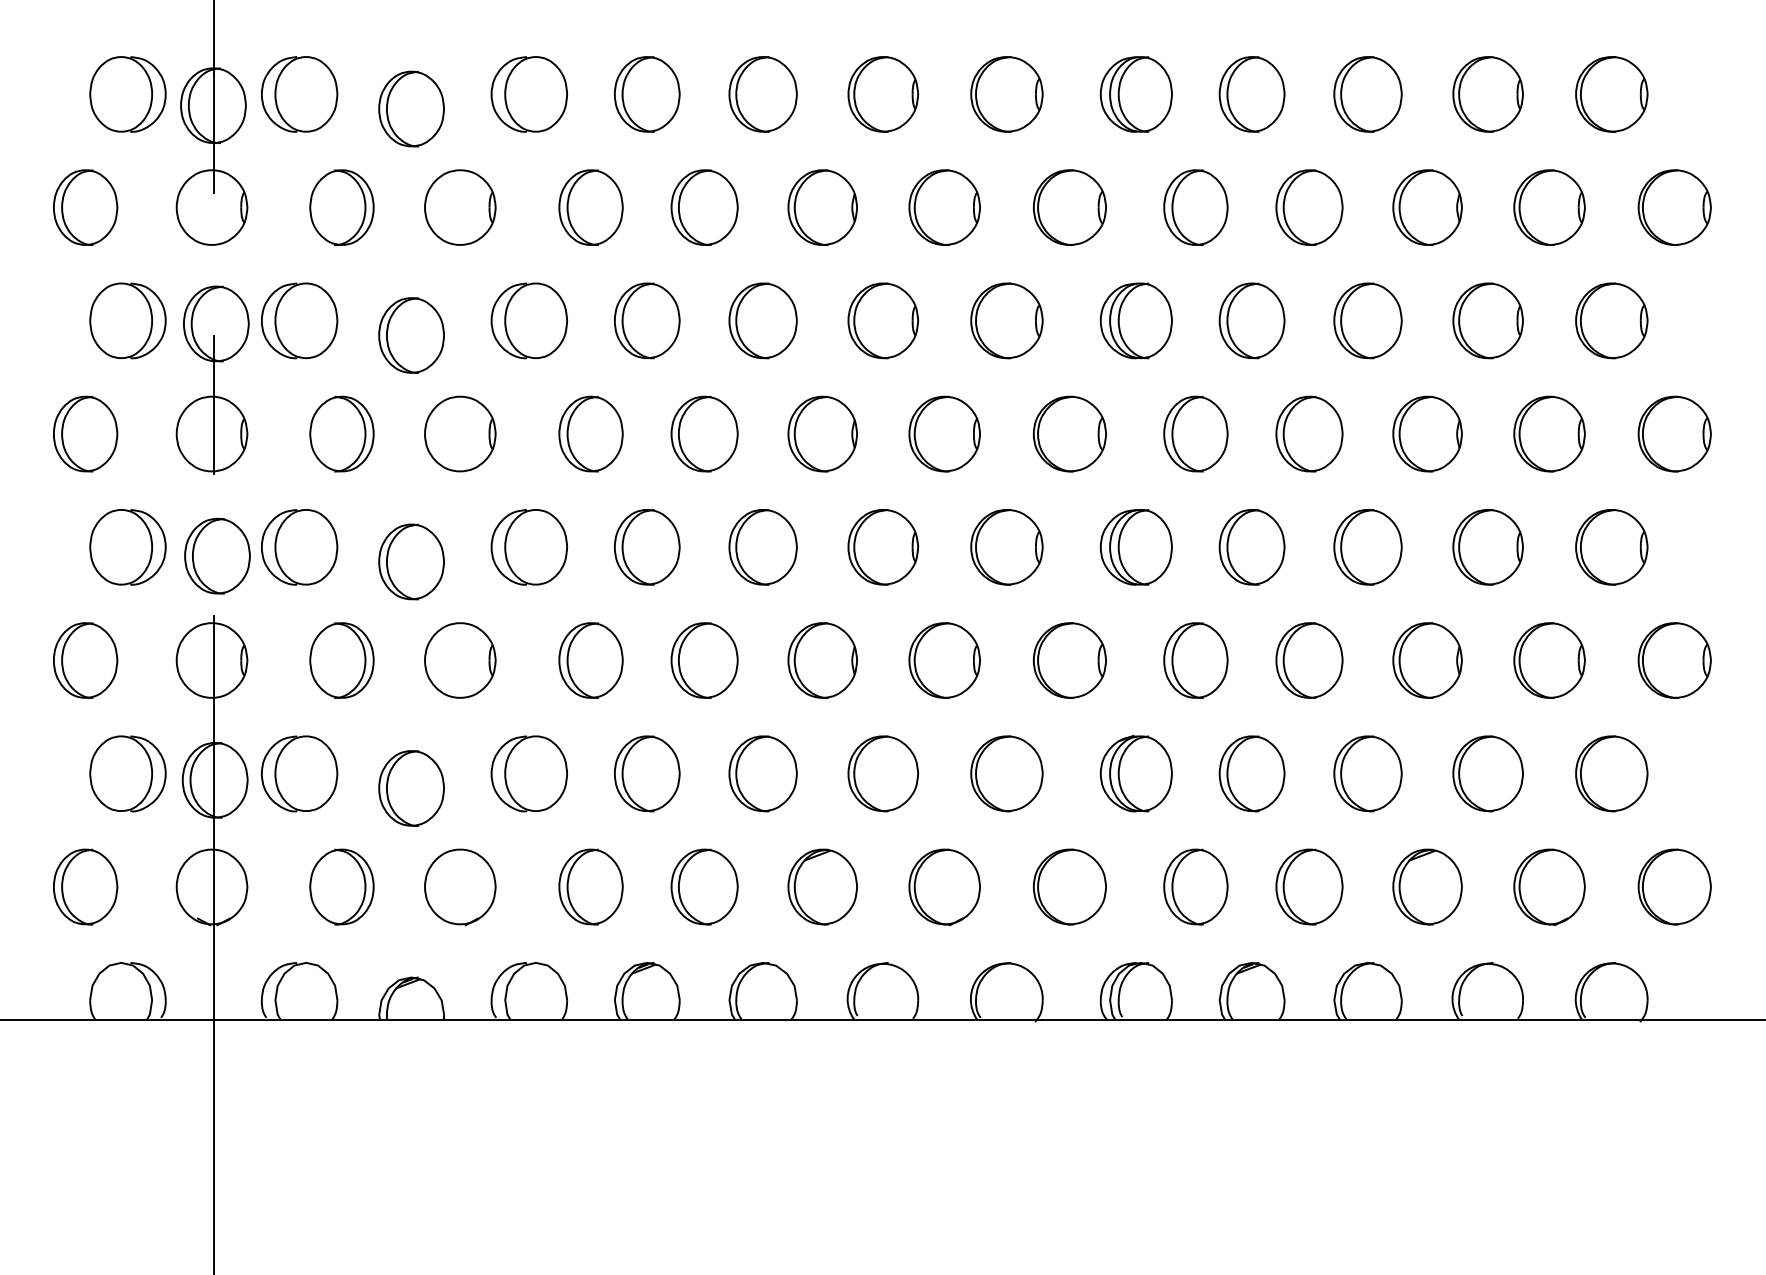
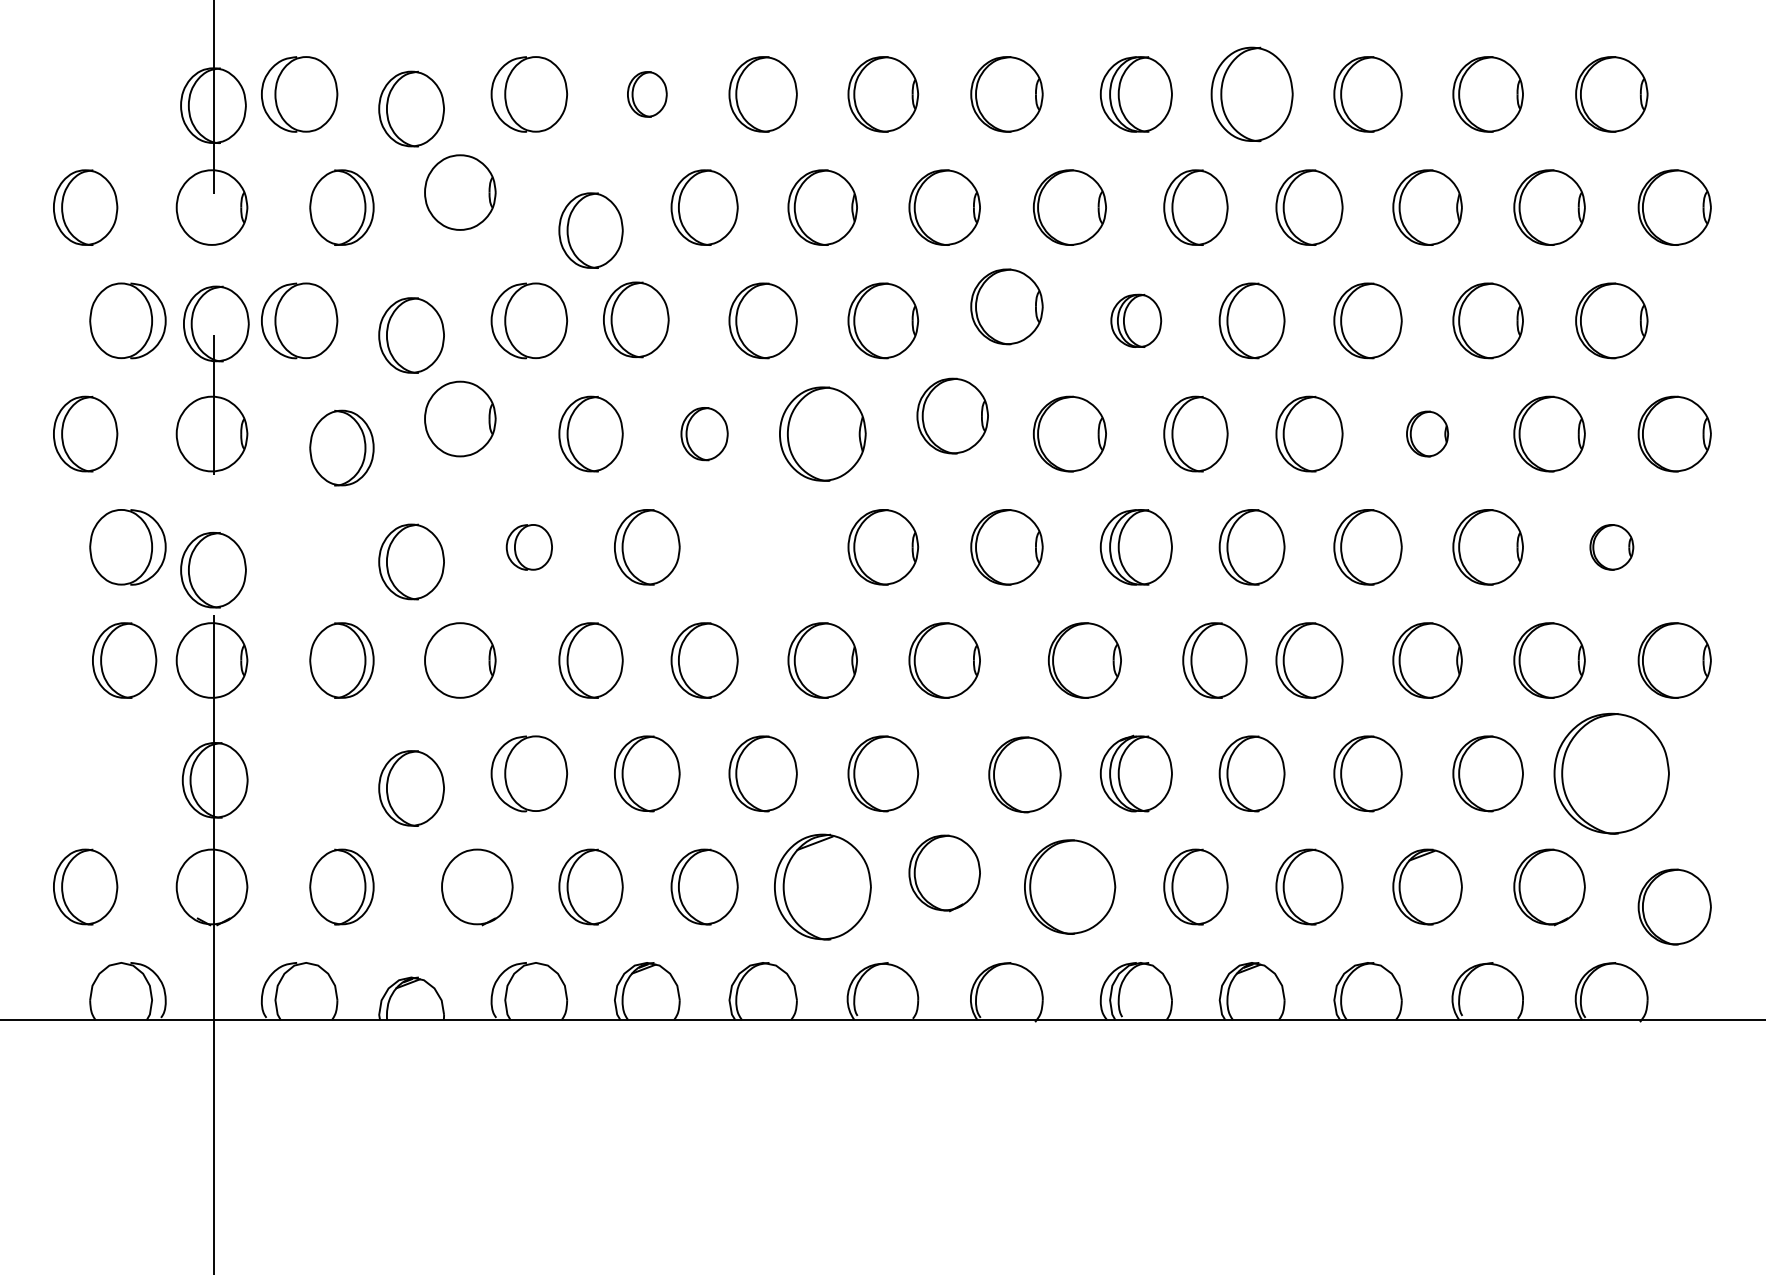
part: present -> none (127, 94)
part size: 67x77 px -> 41x47 px (647, 94)
part size: 68x77 px -> 84x97 px (1251, 94)
part position: (460, 207) -> (460, 192) (460, 192)
part position: (590, 207) -> (590, 230) (590, 230)
part position: (647, 320) -> (636, 319) (636, 319)
part position: (1006, 320) -> (1006, 306) (1006, 306)
part size: 74x78 px -> 53x55 px (1136, 320)
part position: (341, 433) -> (341, 447) (341, 447)
part position: (460, 433) -> (460, 418) (460, 418)
part size: 69x78 px -> 49x55 px (704, 434)
part size: 71x78 px -> 88x96 px (822, 433)
part position: (944, 433) -> (952, 415) (952, 415)
part size: 71x78 px -> 43x48 px (1427, 433)
part: present -> none (299, 547)
part size: 79x77 px -> 48x47 px (528, 547)
part: present -> none (762, 547)
part size: 74x77 px -> 46x47 px (1611, 547)
part position: (217, 555) -> (213, 569) (213, 569)
part position: (85, 660) -> (124, 660) (124, 660)
part position: (1069, 660) -> (1084, 660) (1084, 660)
part position: (1195, 660) -> (1214, 660) (1214, 660)
part: present -> none (127, 773)
part: present -> none (299, 773)
part position: (1006, 773) -> (1024, 774) (1024, 774)
part size: 74x78 px -> 117x123 px (1611, 773)
part size: 71x78 px -> 98x108 px (822, 886)
part size: 75x78 px -> 93x96 px (1070, 886)
part position: (1674, 886) -> (1674, 906) (1674, 906)
part position: (460, 887) -> (477, 887) (477, 887)
part position: (944, 887) -> (944, 873) (944, 873)
